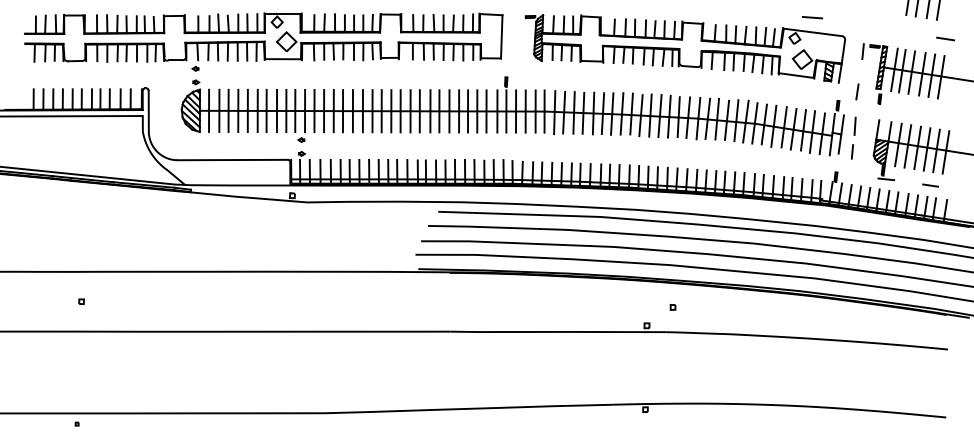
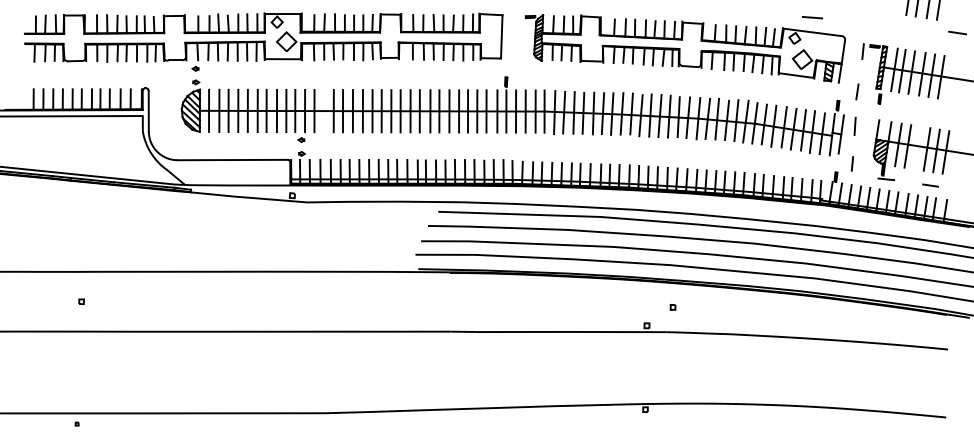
line position: (945, 38) -> (957, 32) (957, 32)
line: present -> none (324, 111)
line: present -> none (917, 147)
line position: (851, 151) -> (851, 163) (851, 163)
